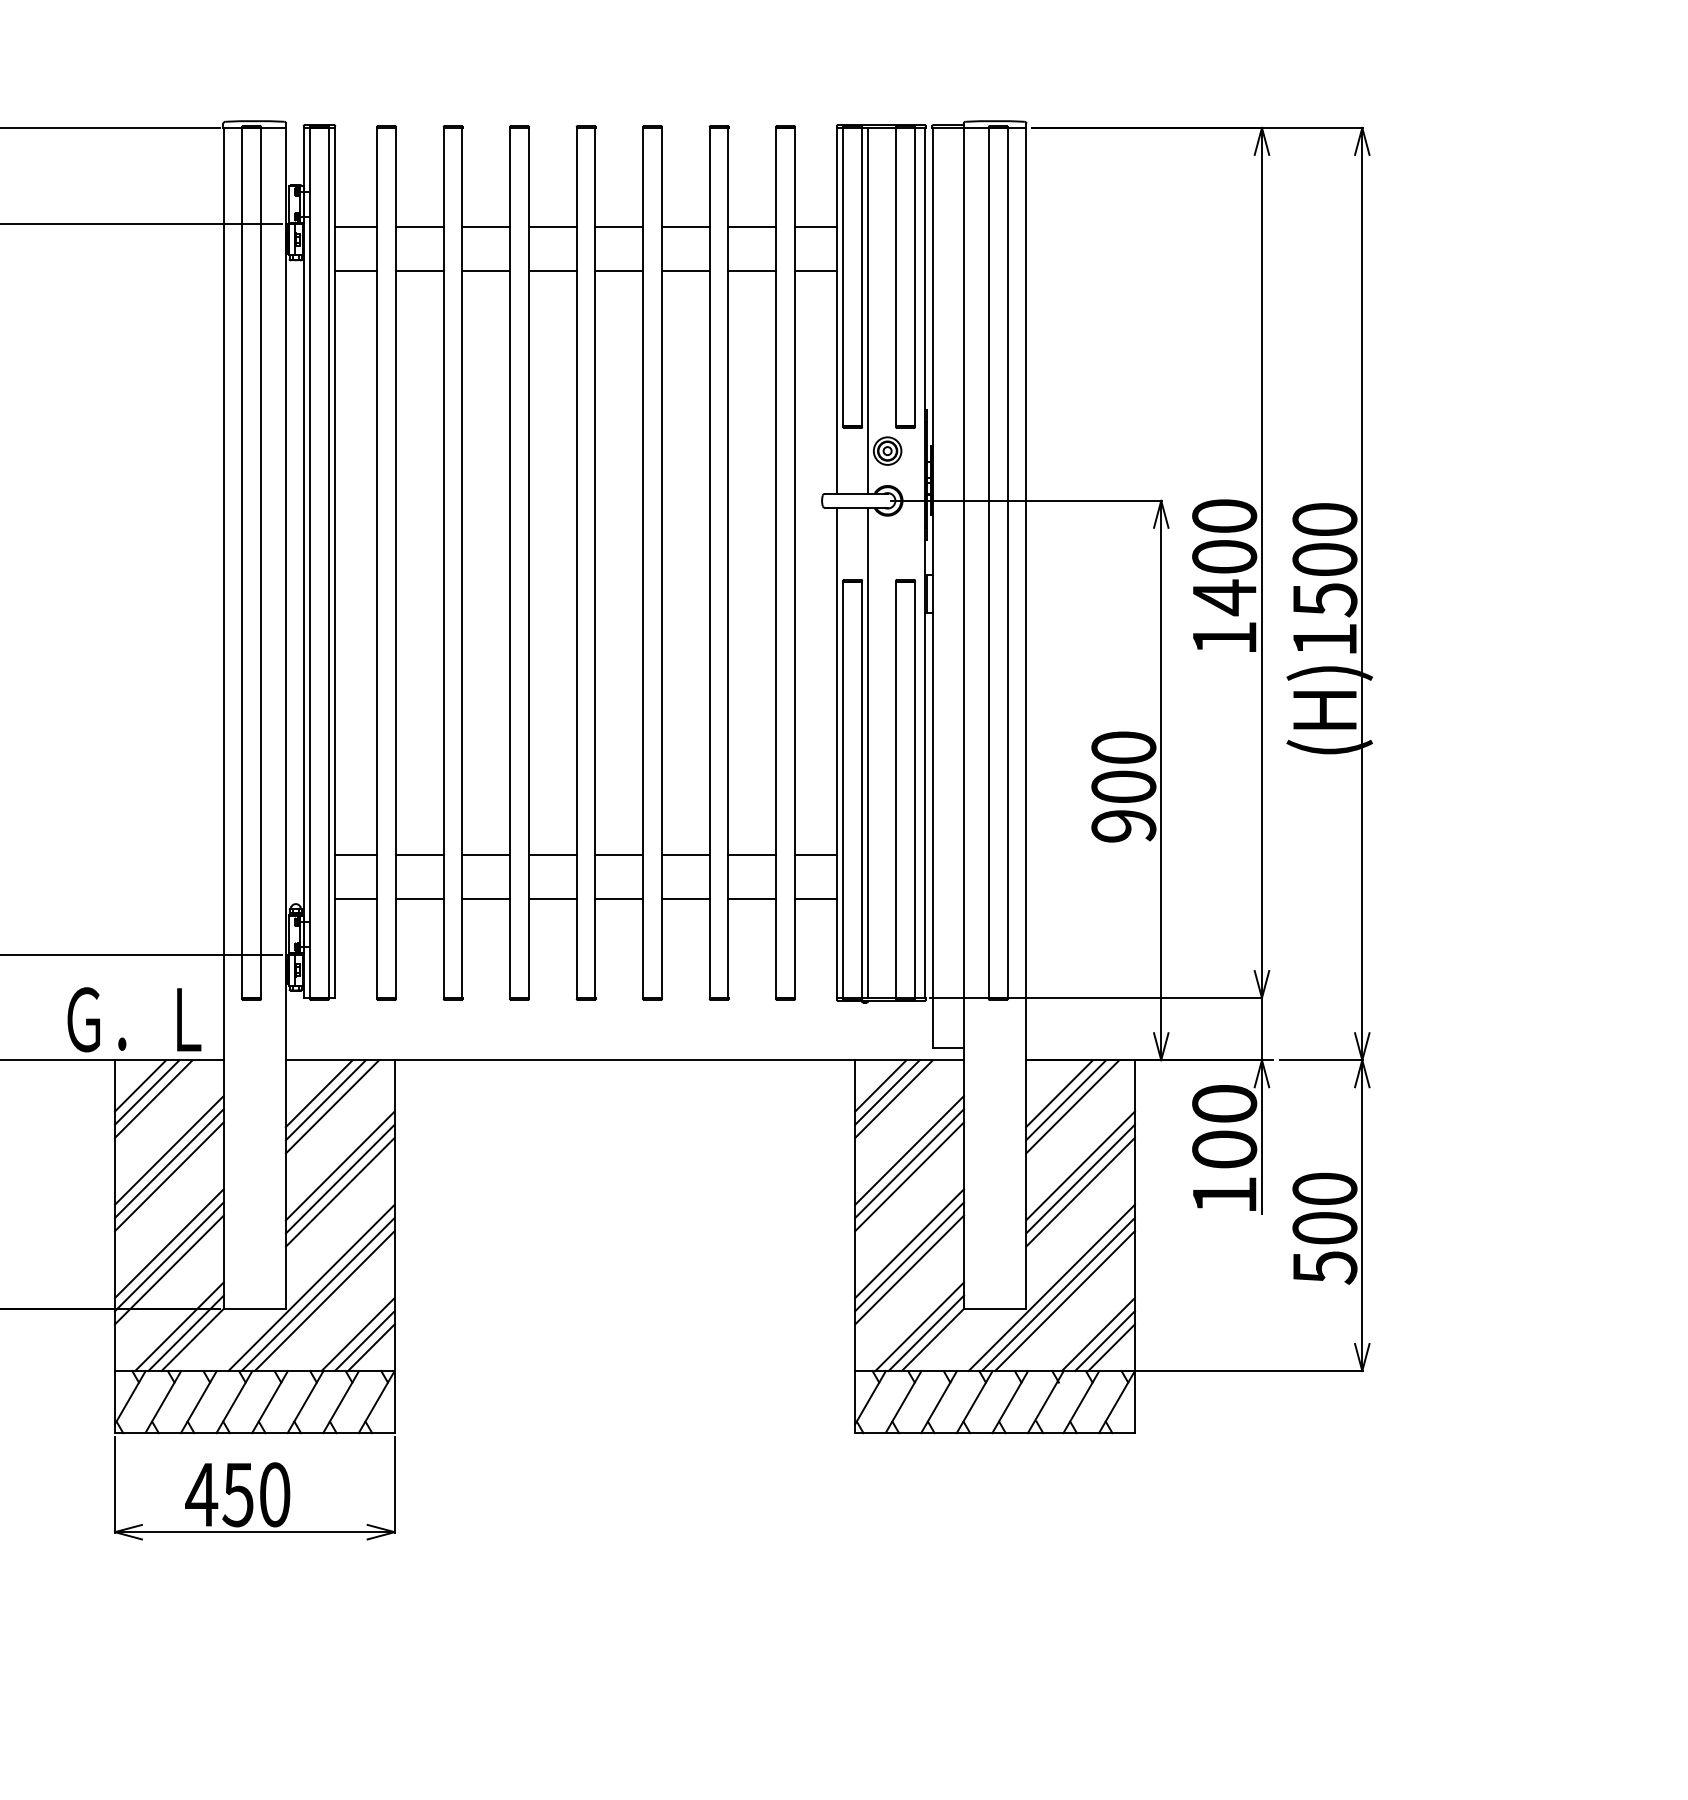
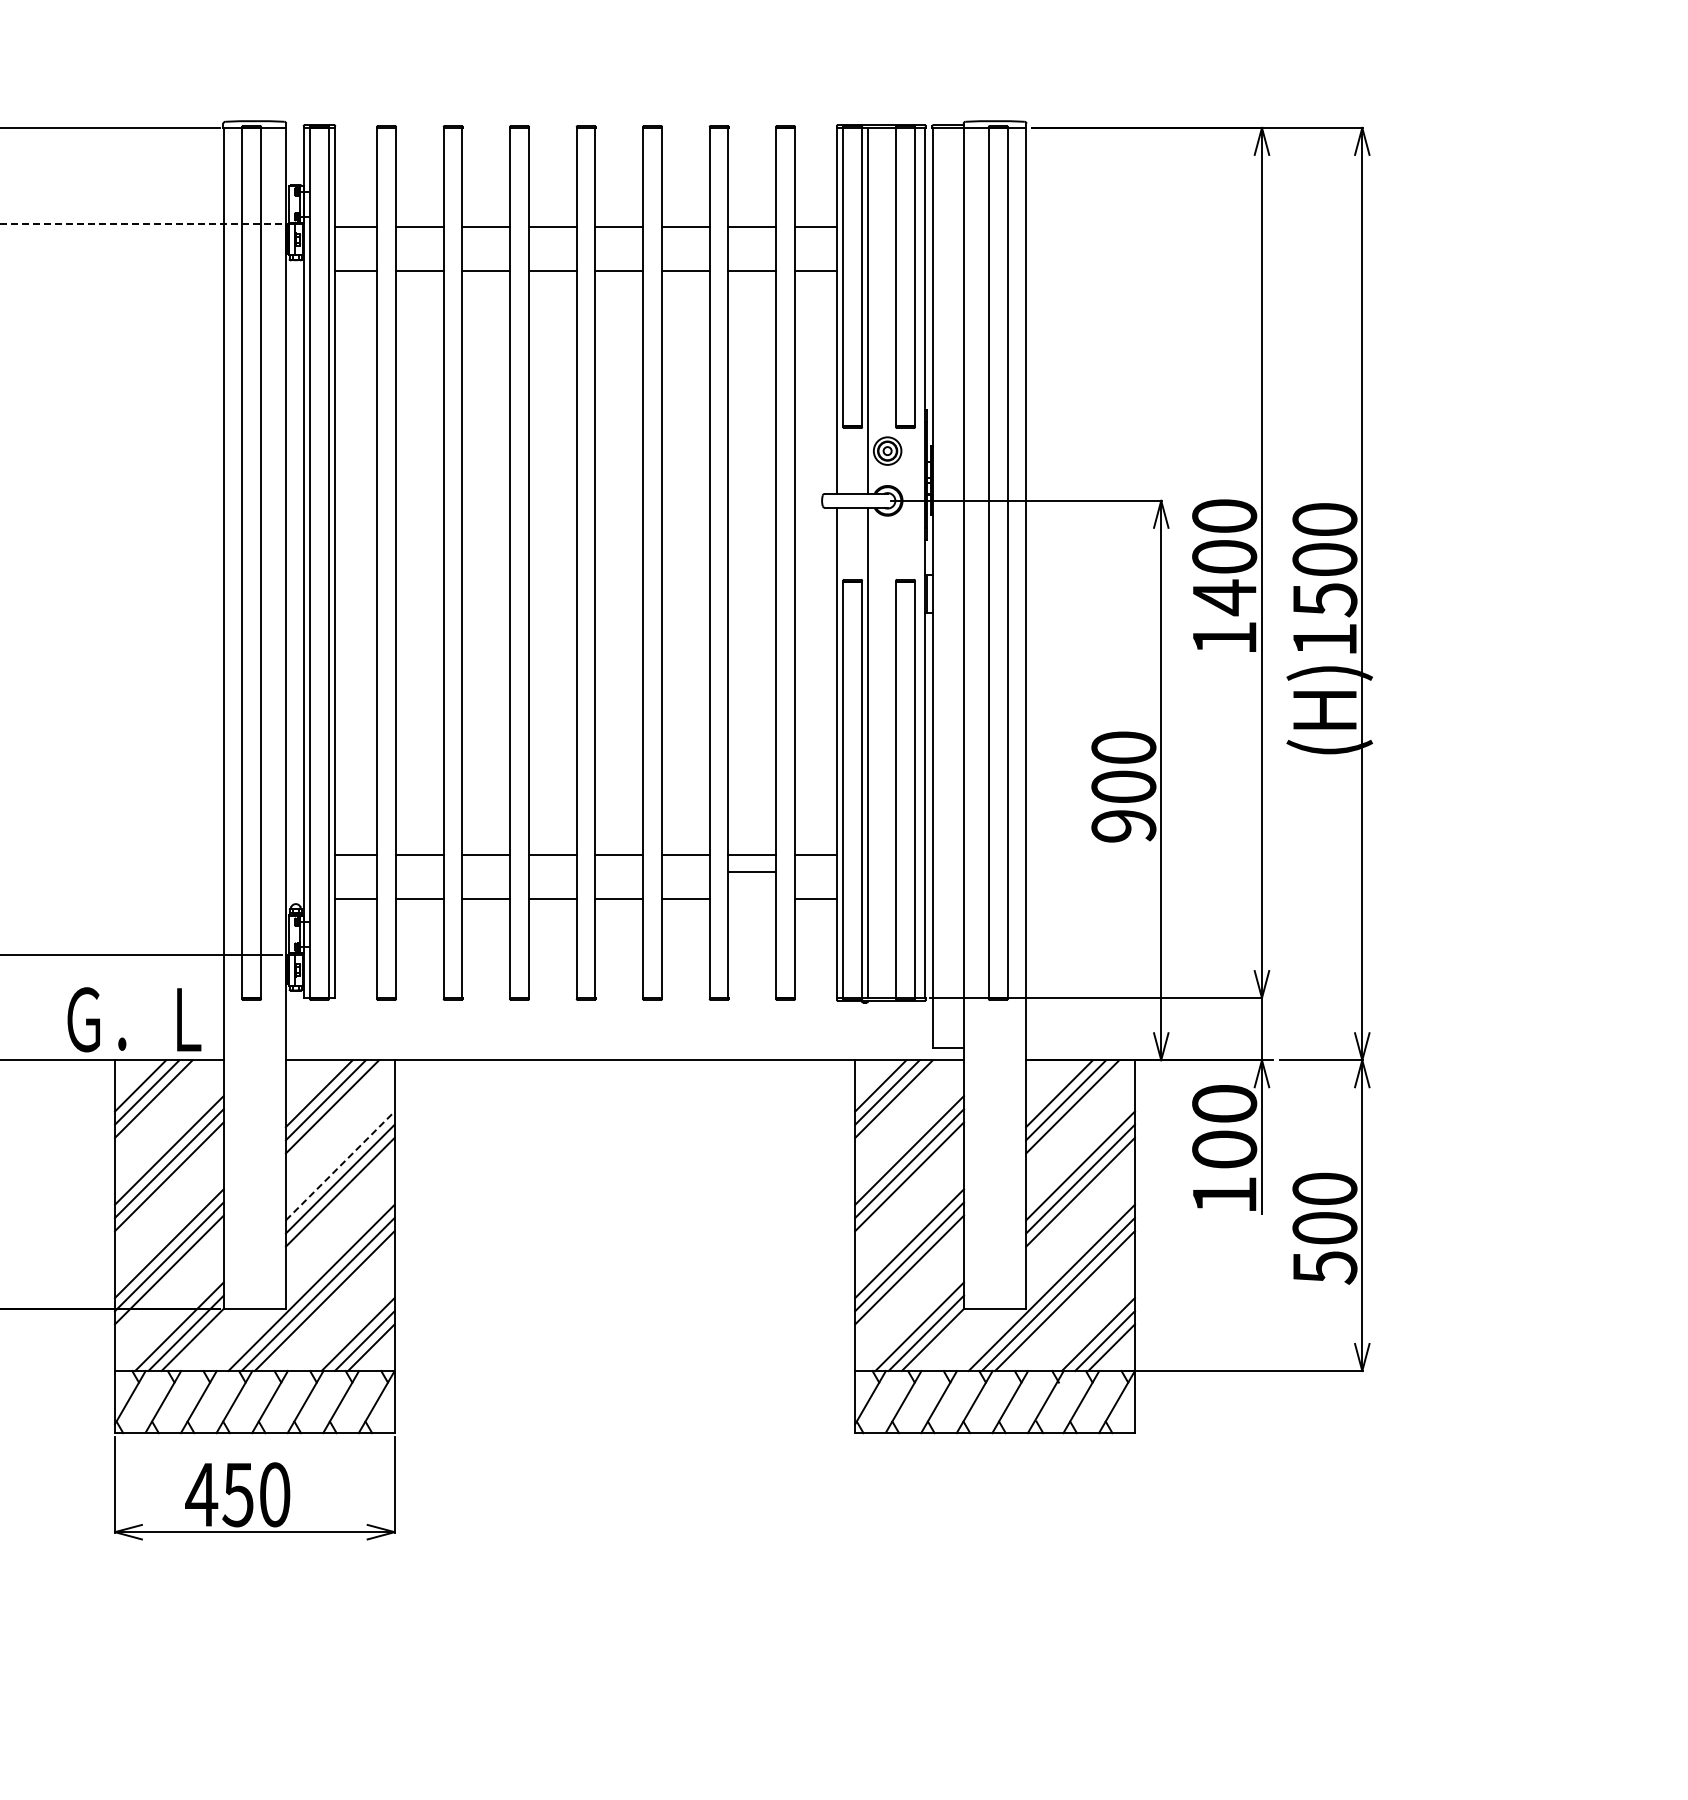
line: solid -> dashed (141, 224)
line position: (752, 898) -> (752, 871) (752, 871)
line: solid -> dashed (340, 1165)
